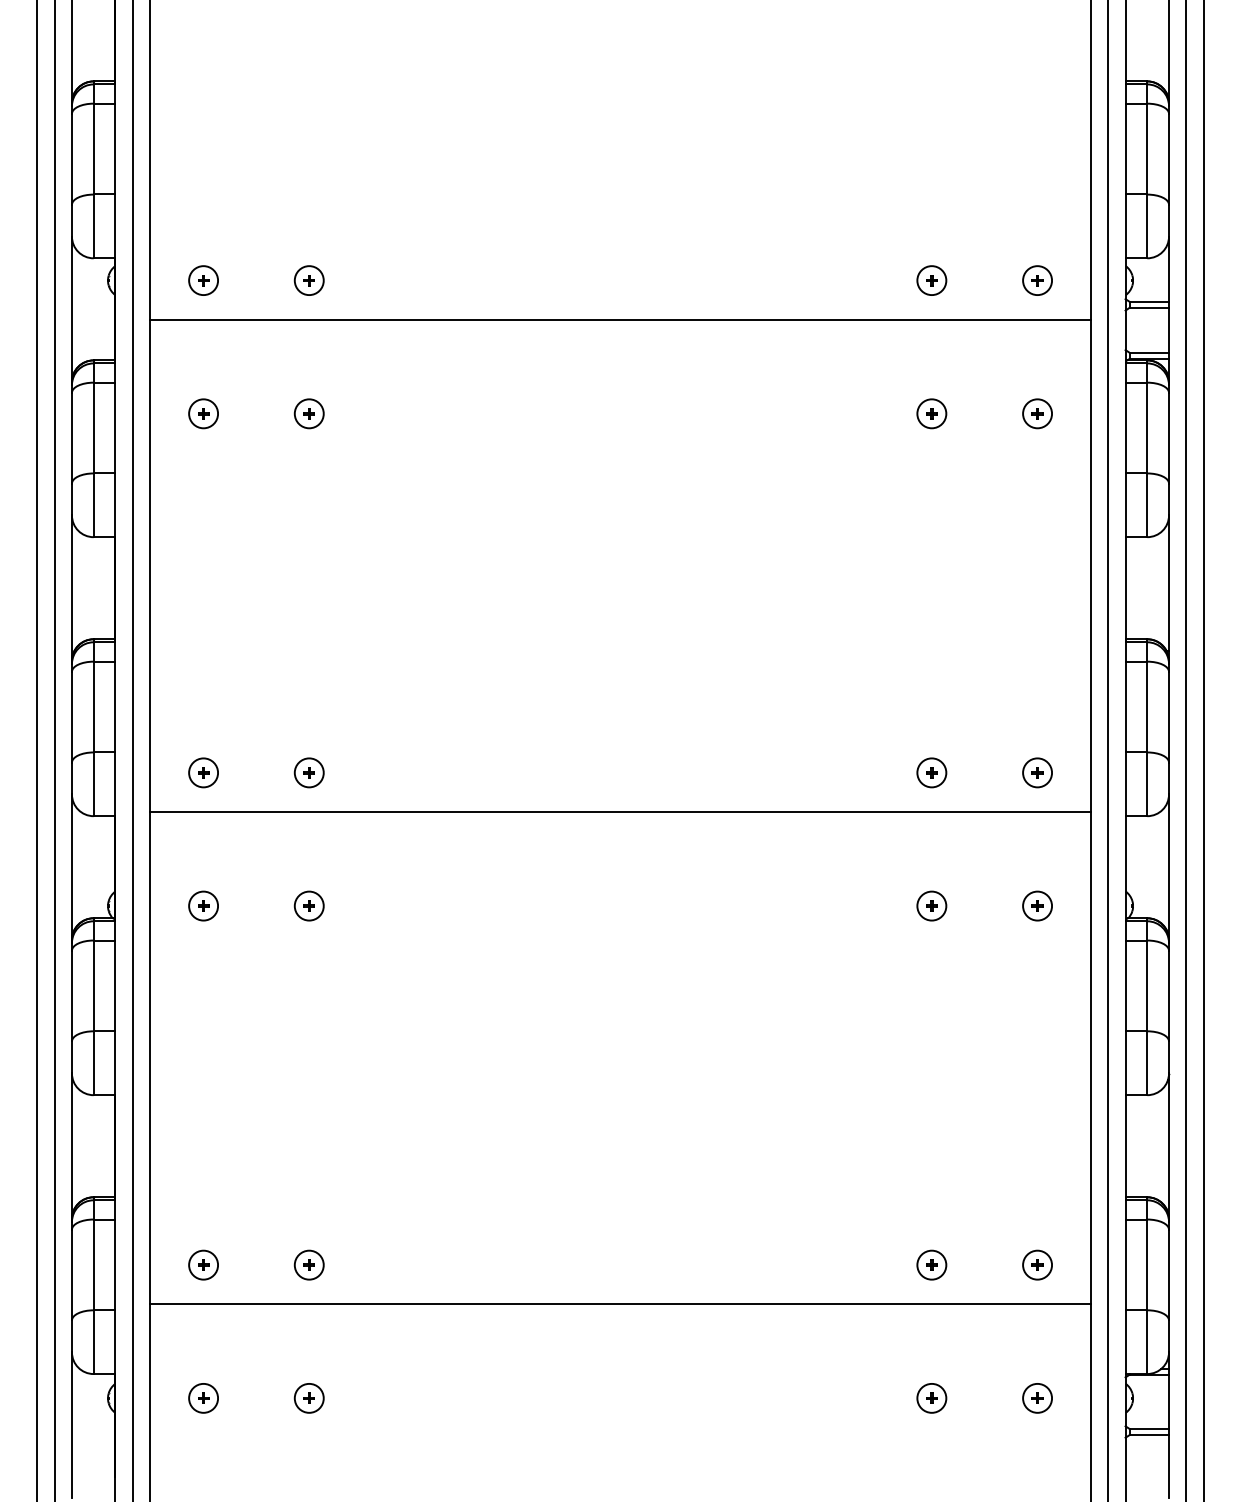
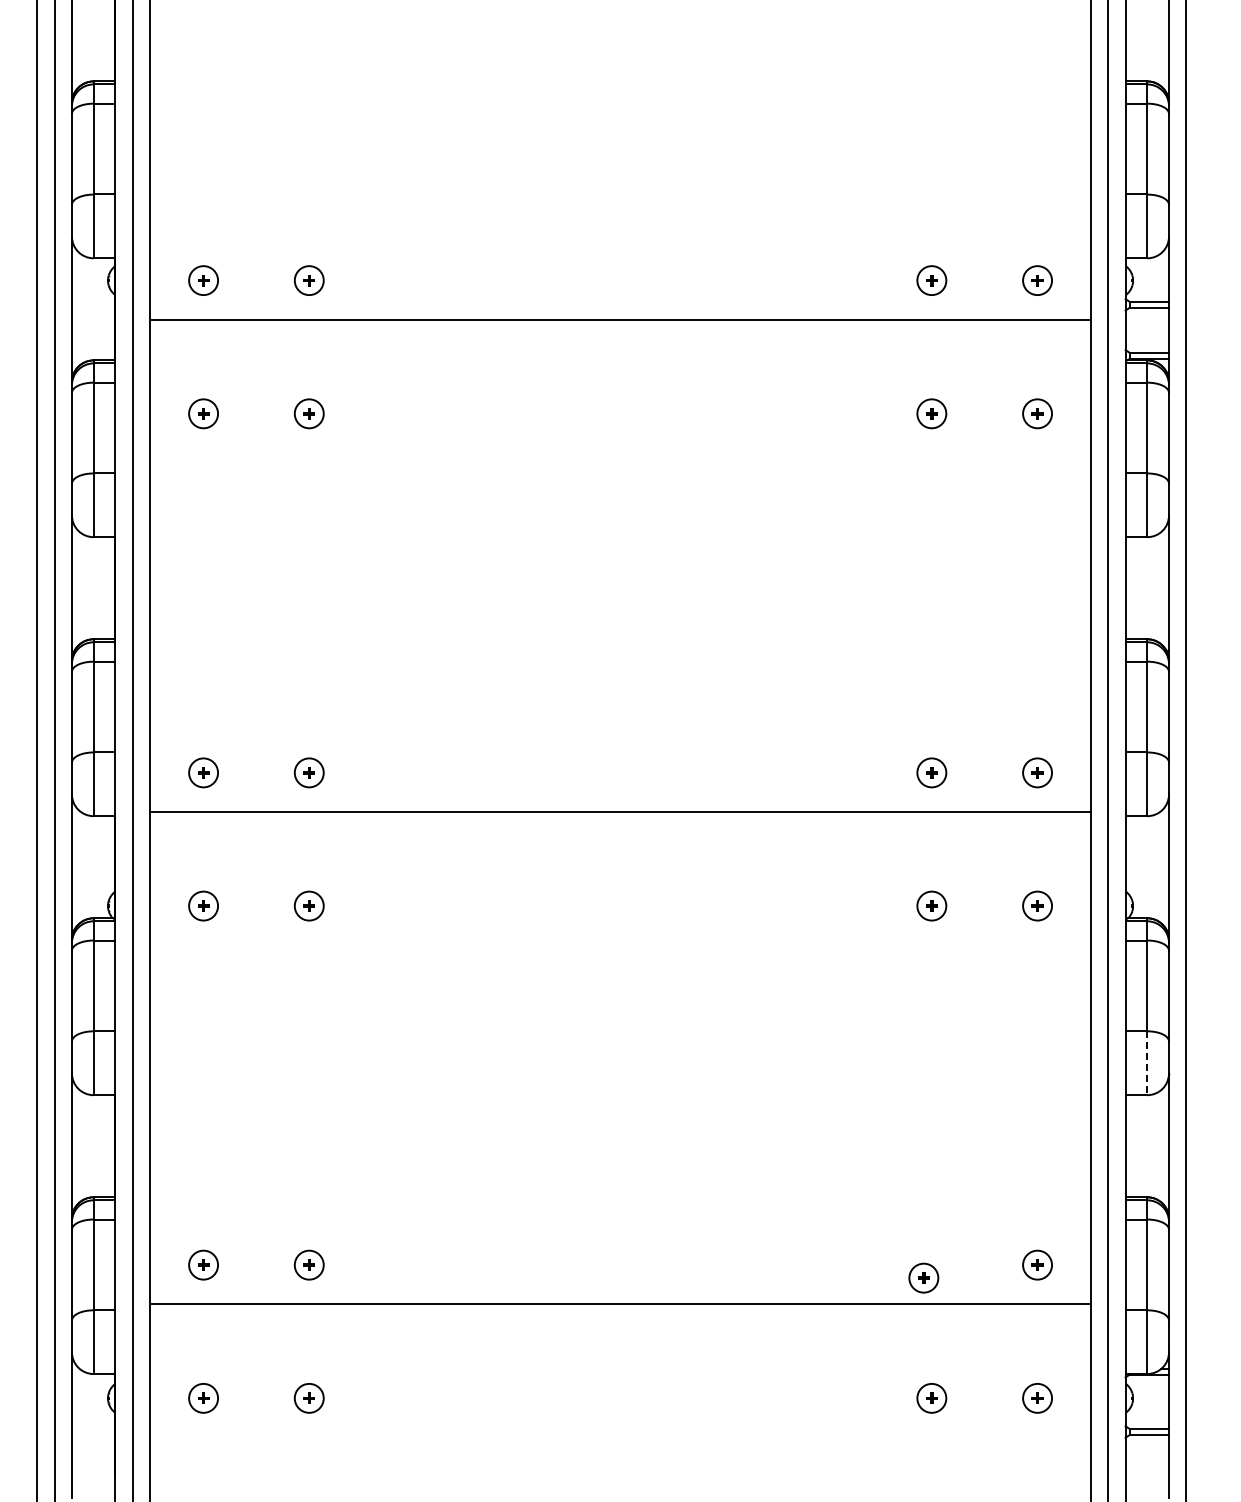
line: present -> none (1203, 750)
line: solid -> dashed (1147, 1063)
part position: (931, 1264) -> (923, 1277) (923, 1277)
